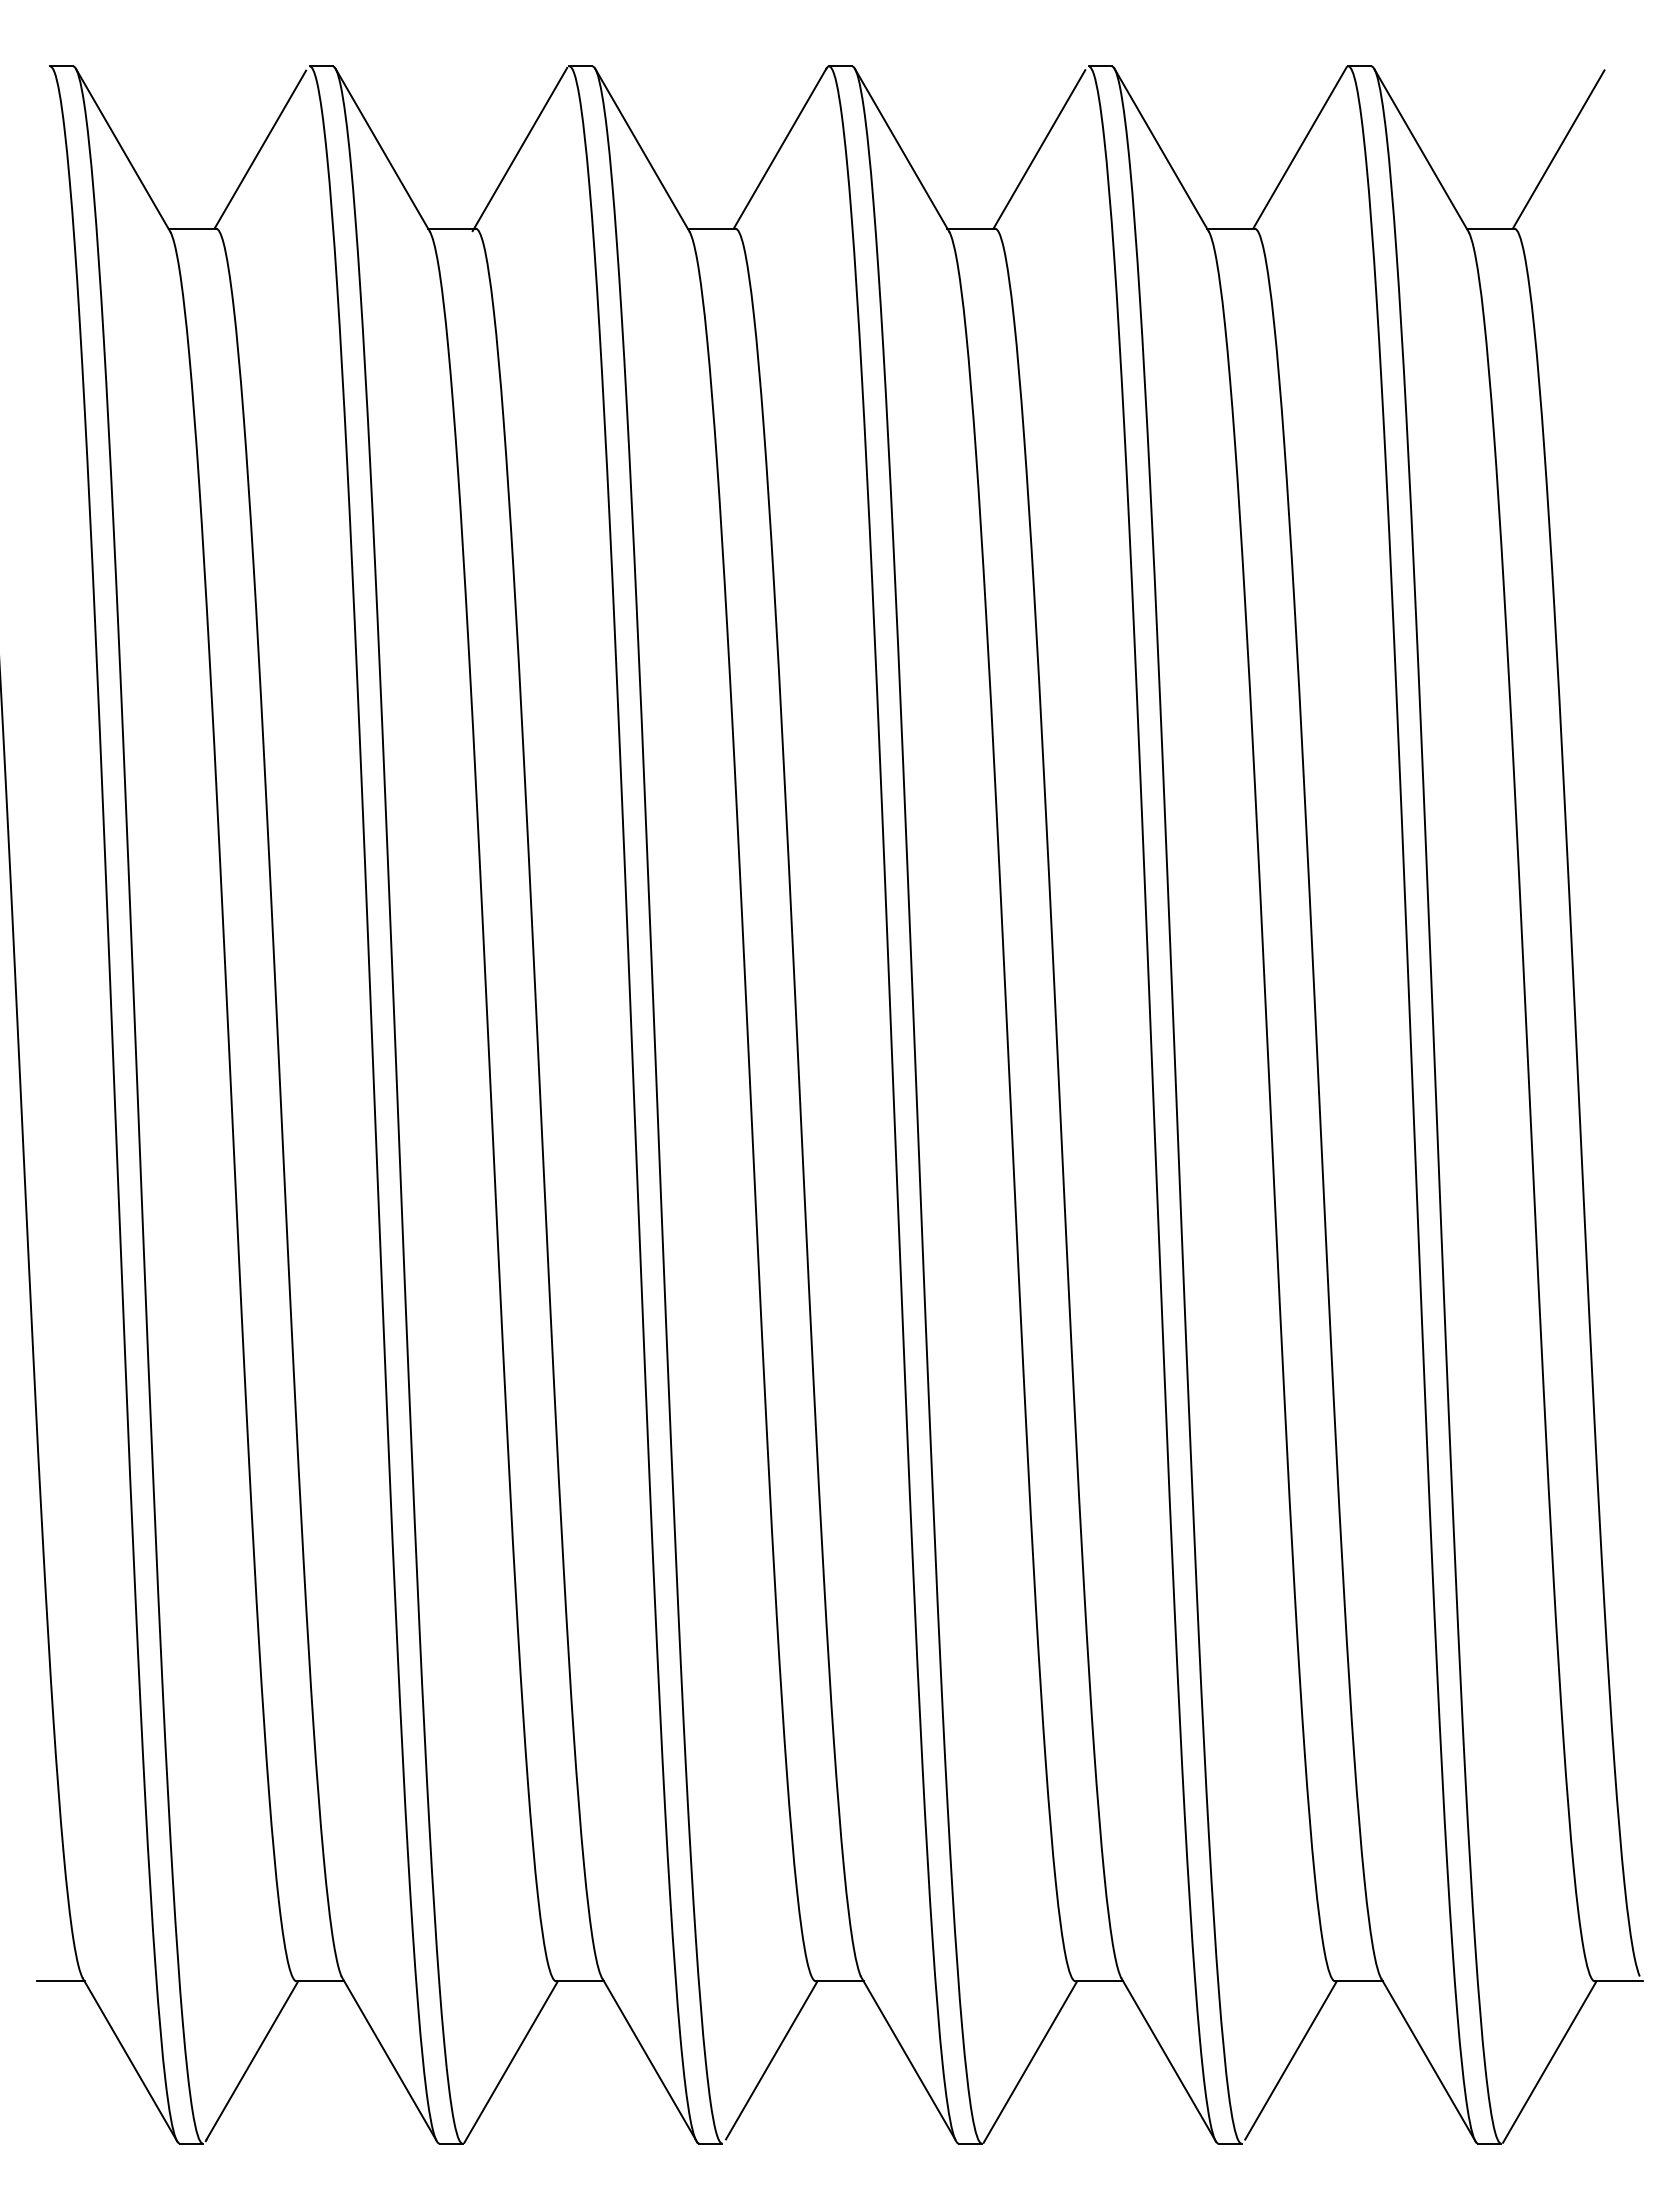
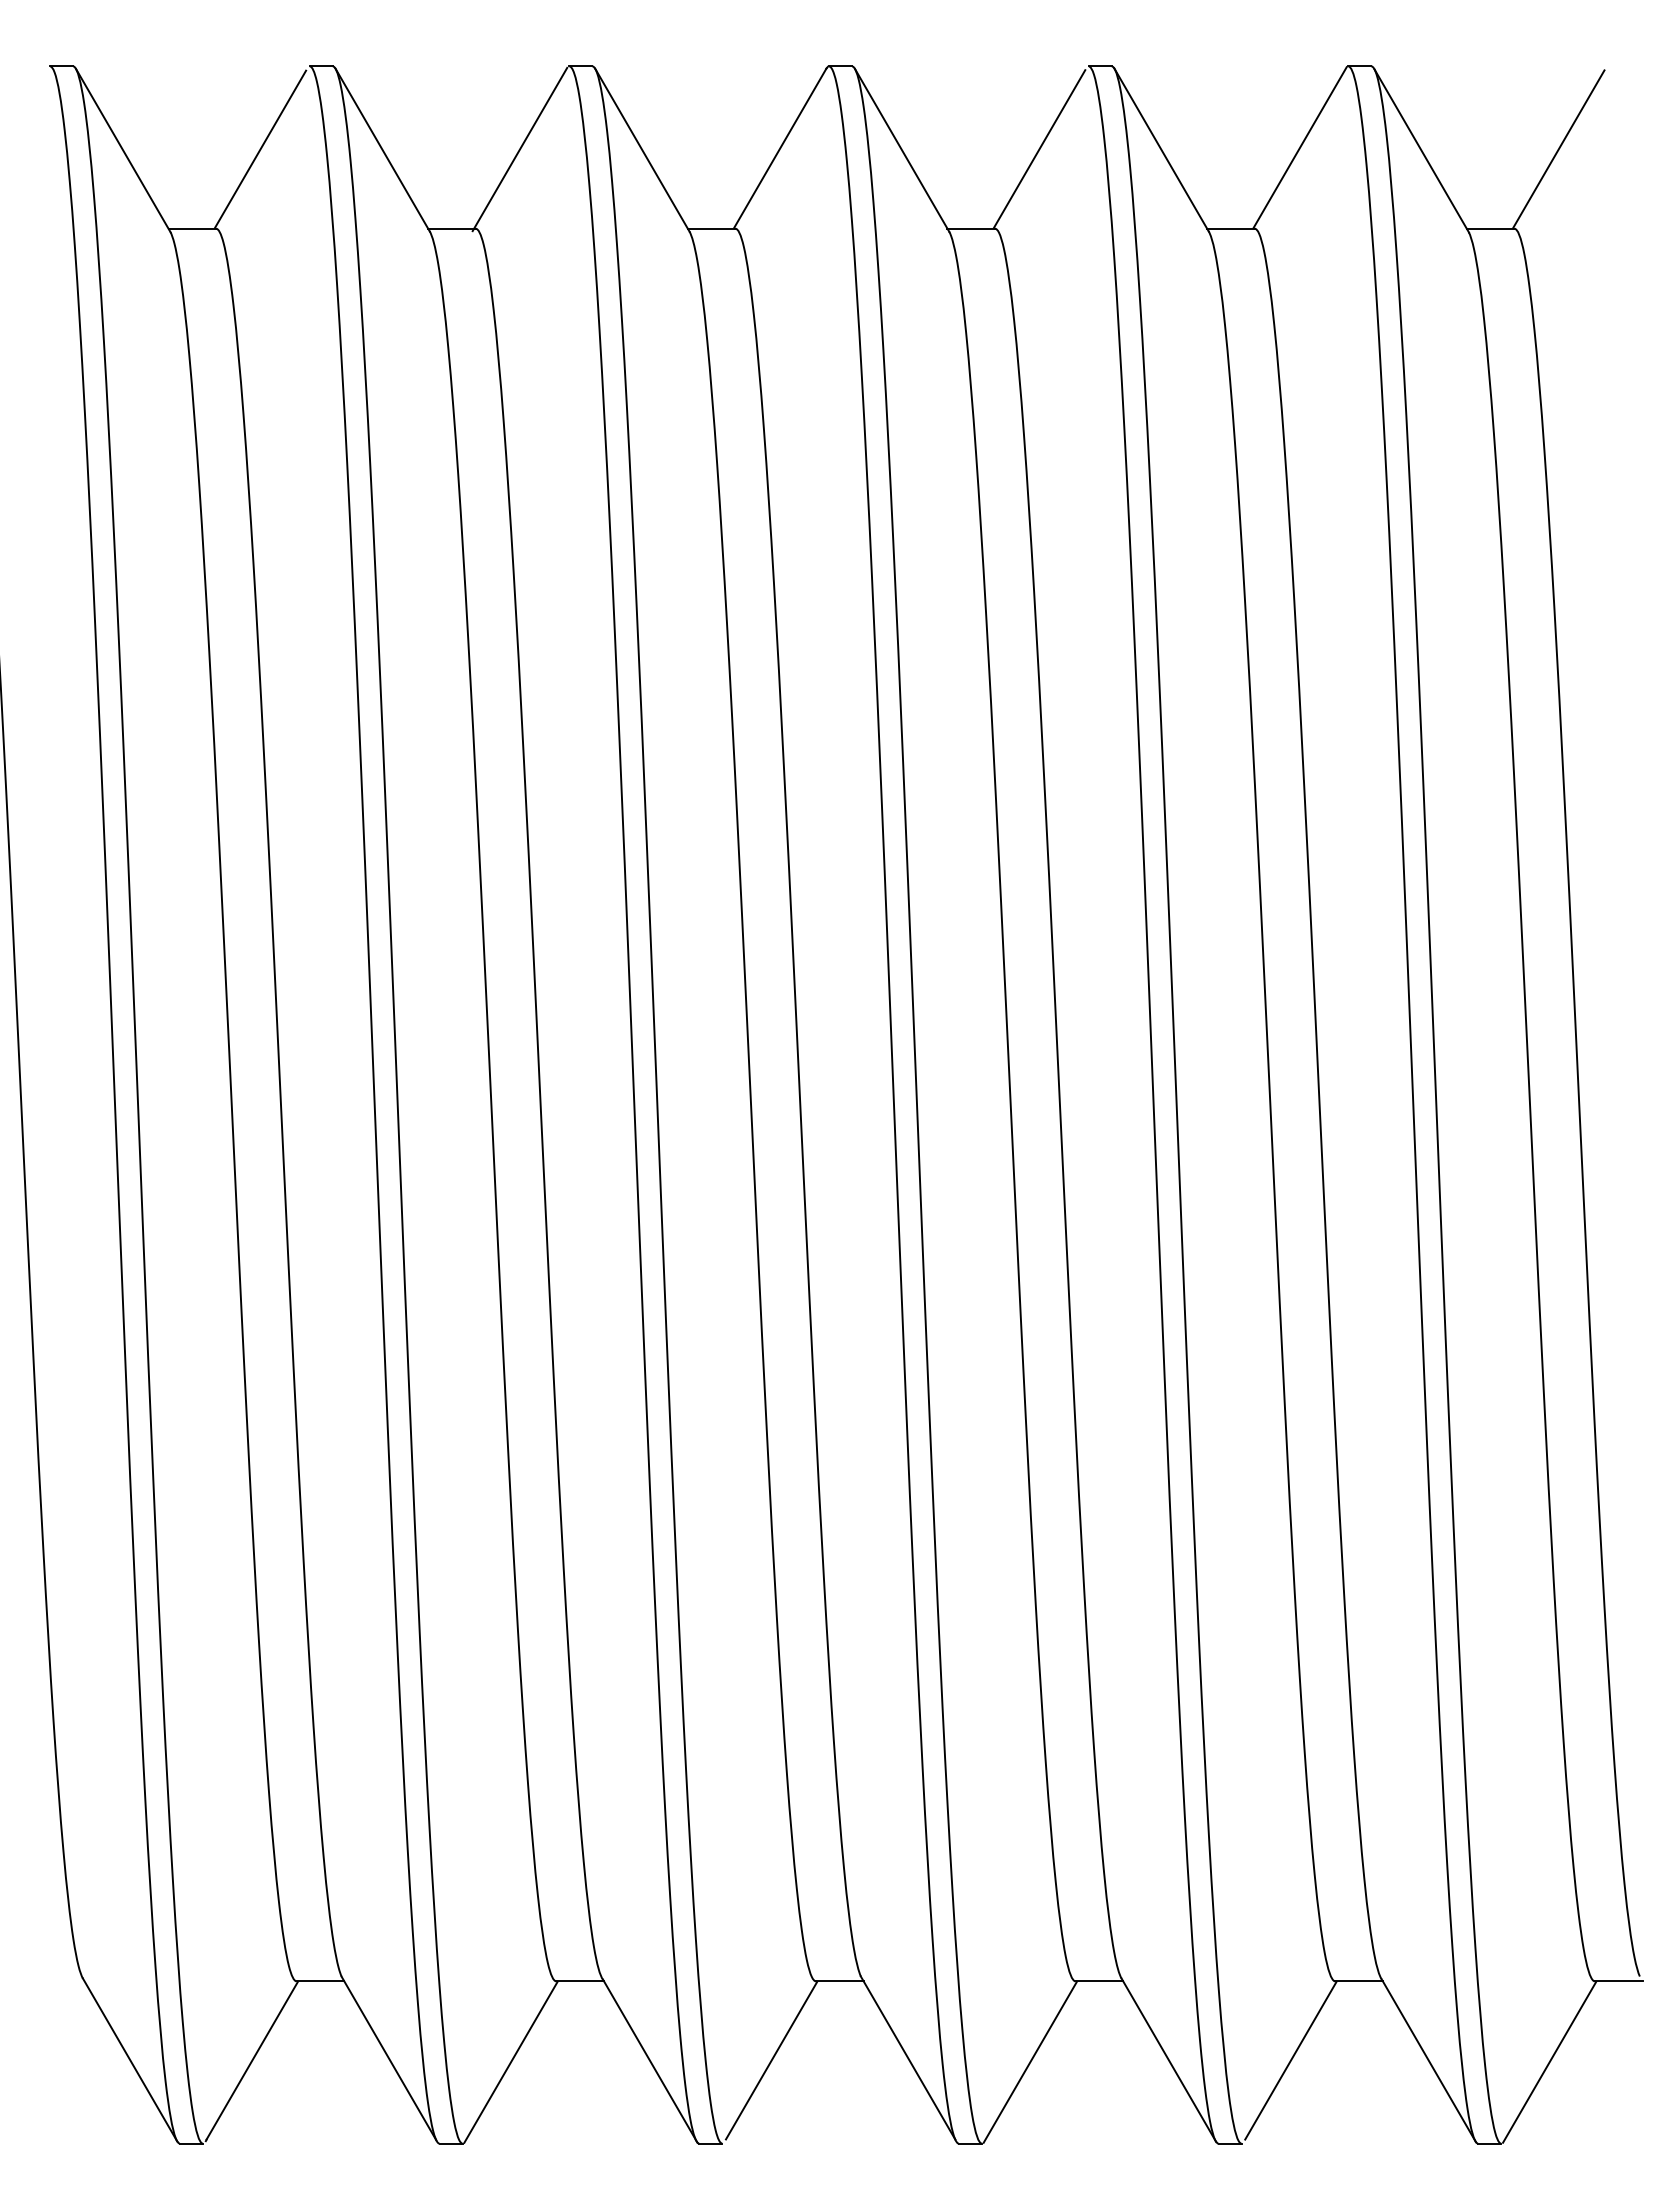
line: present -> none (60, 1981)
